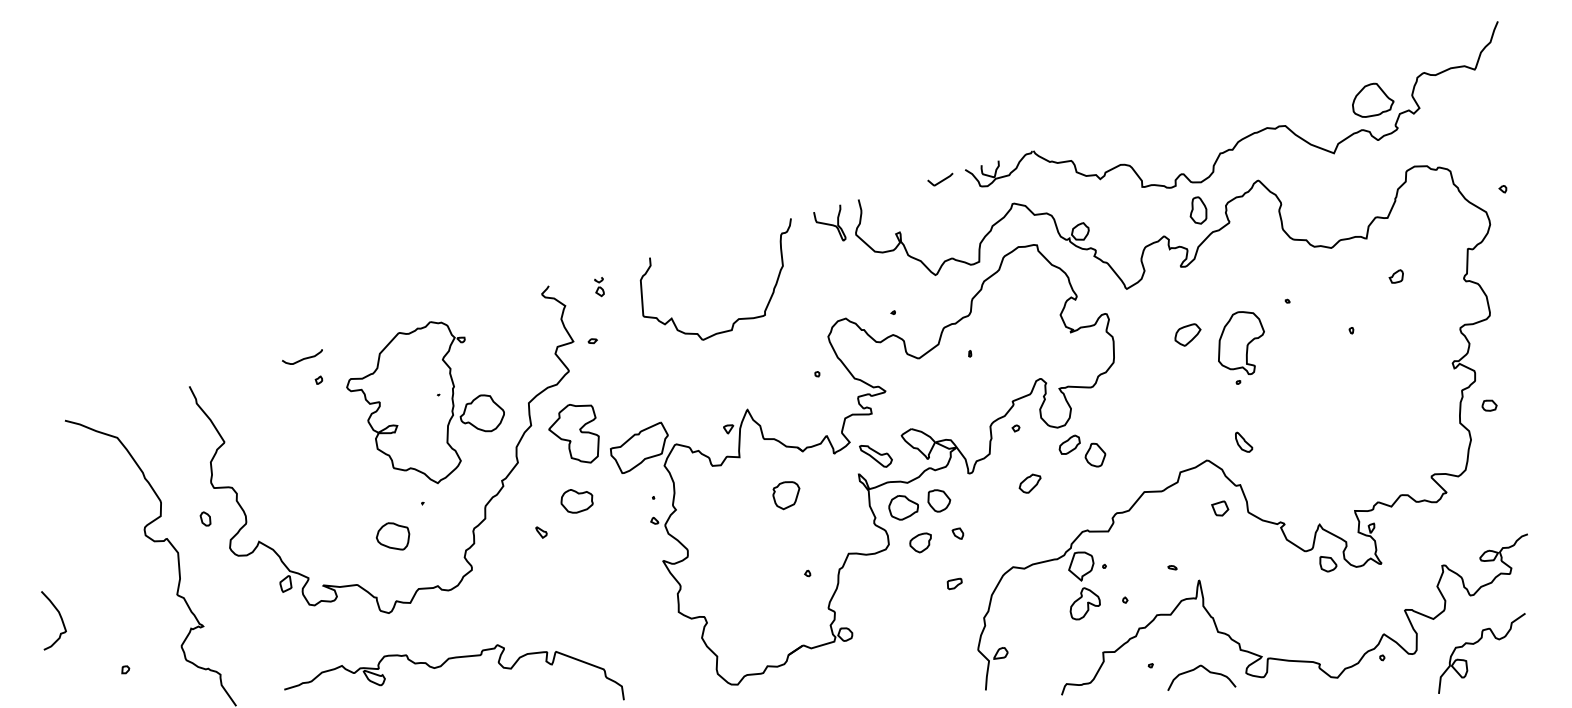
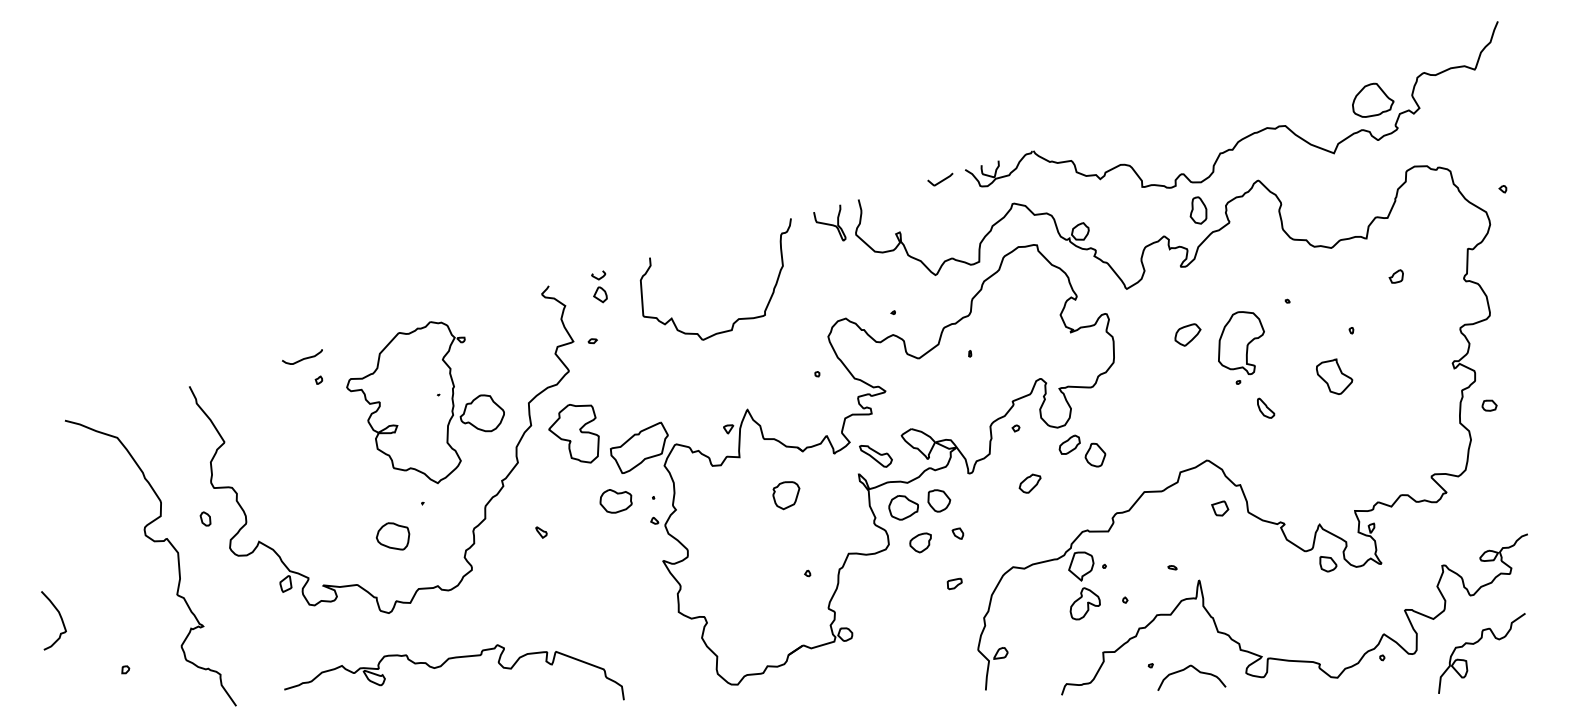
part size: 11x21 px -> 17x34 px (599, 286)
part: none -> present (1334, 376)
part position: (1244, 441) -> (1266, 407) (1266, 407)
part position: (576, 501) -> (615, 501) (615, 501)
curve position: (1207, 671) -> (1197, 671) (1197, 671)
